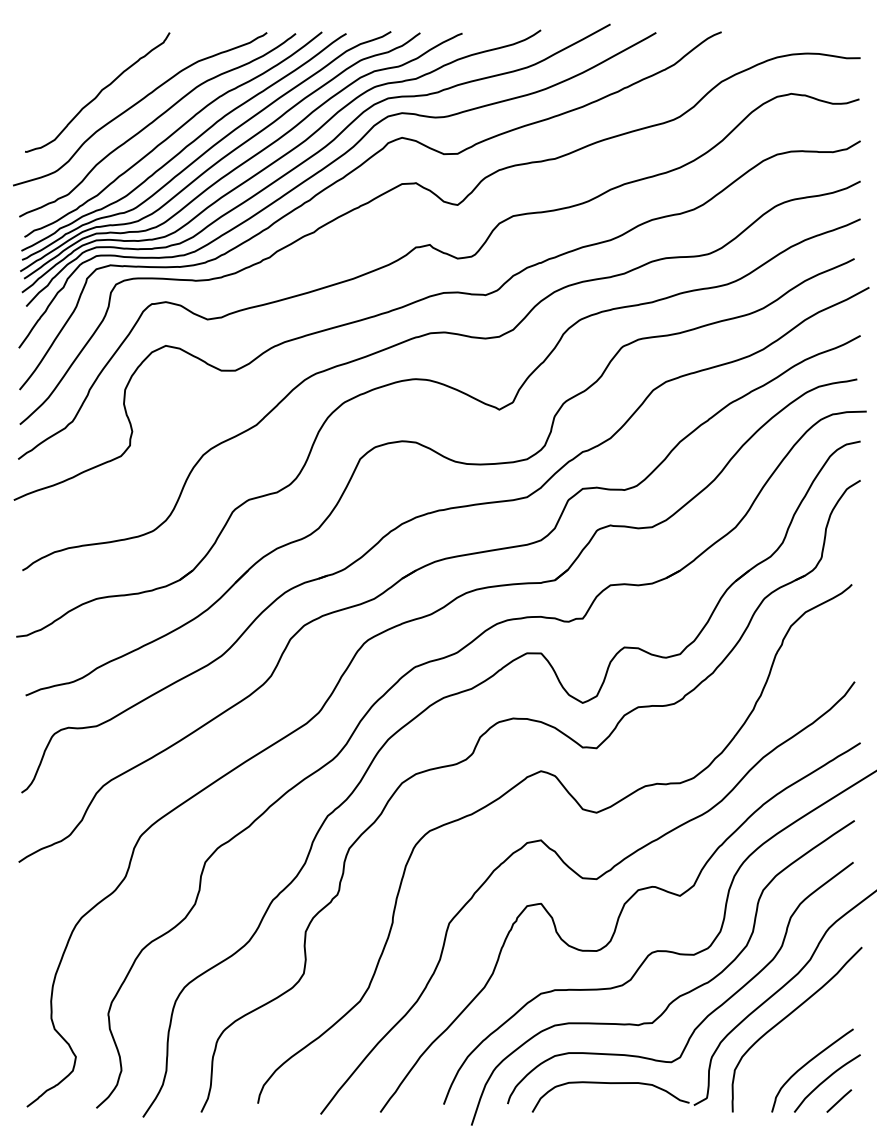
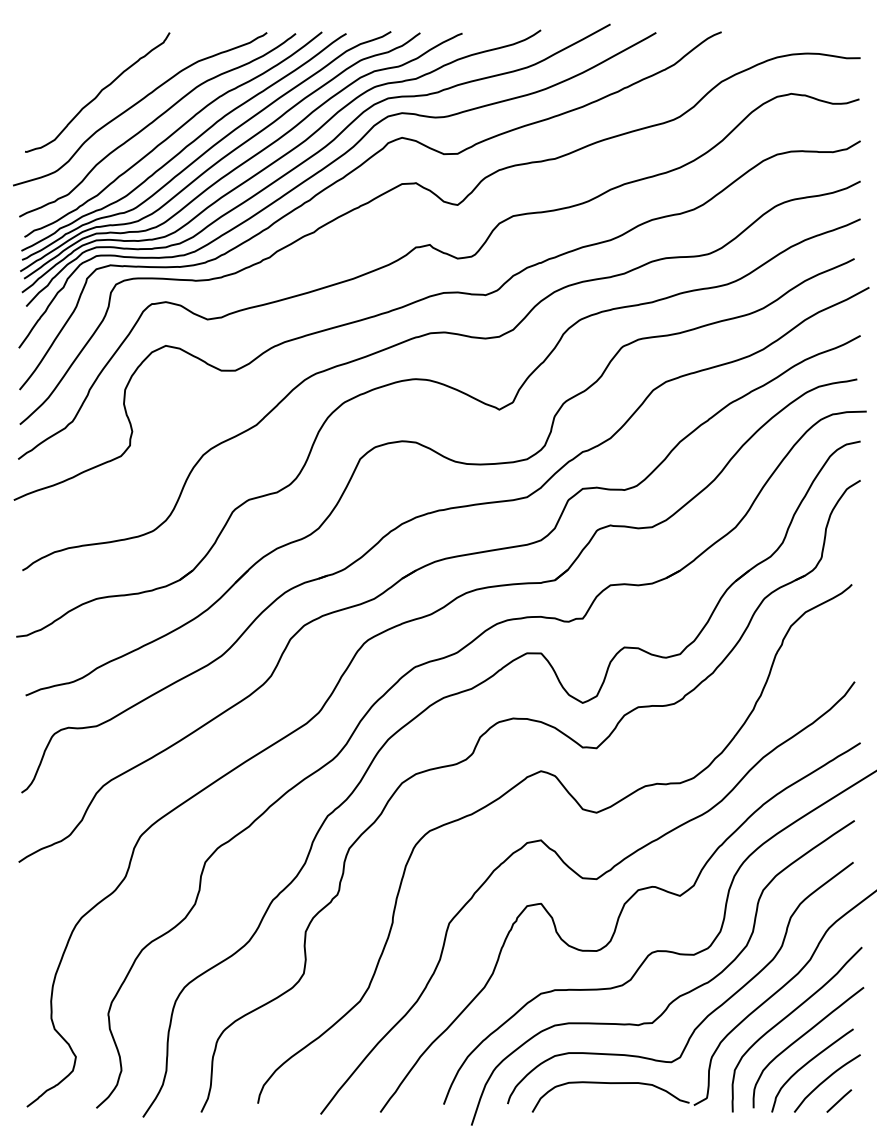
curve: none -> present (802, 1037)
